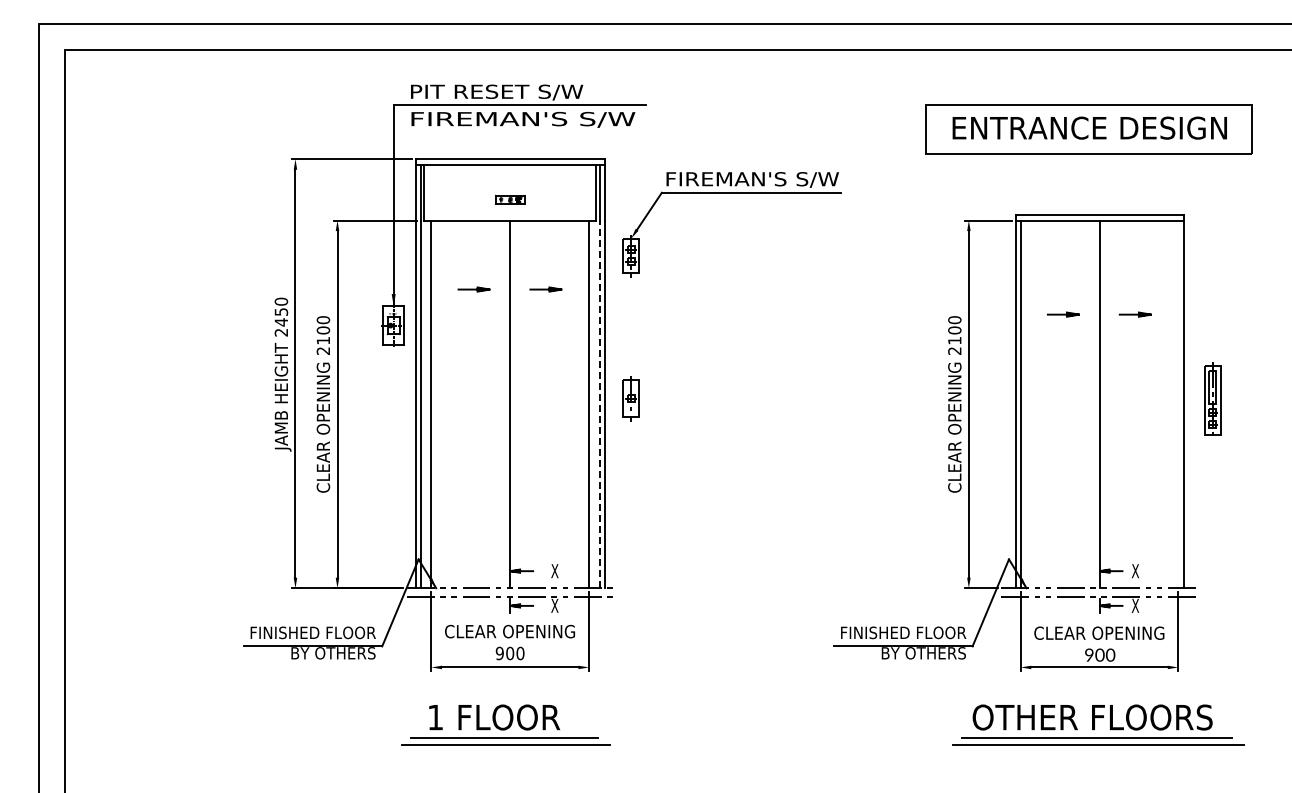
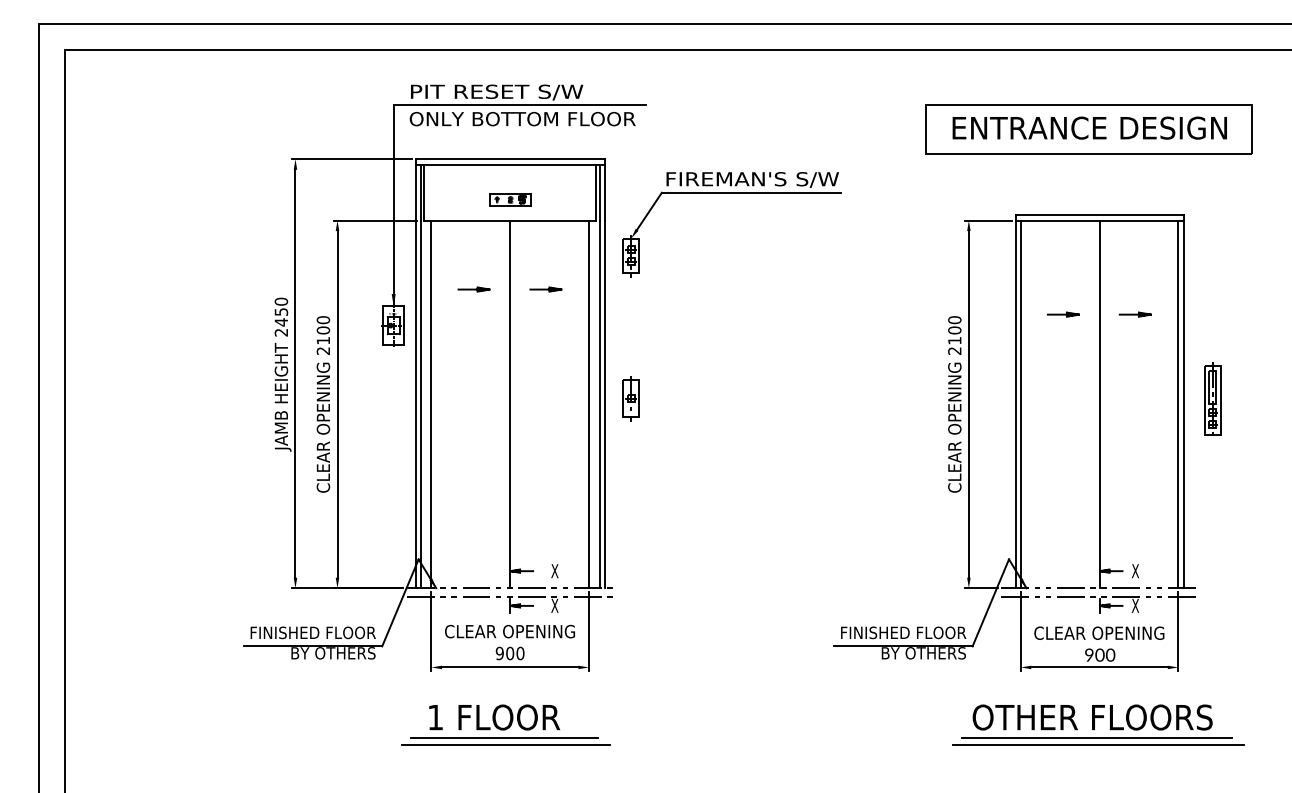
text: FIREMAN'S S/W -> ONLY BOTTOM FLOOR (522, 119)
part size: 31x11 px -> 43x14 px (510, 199)
line: dashed -> solid (599, 404)
line: none -> present (1178, 404)
